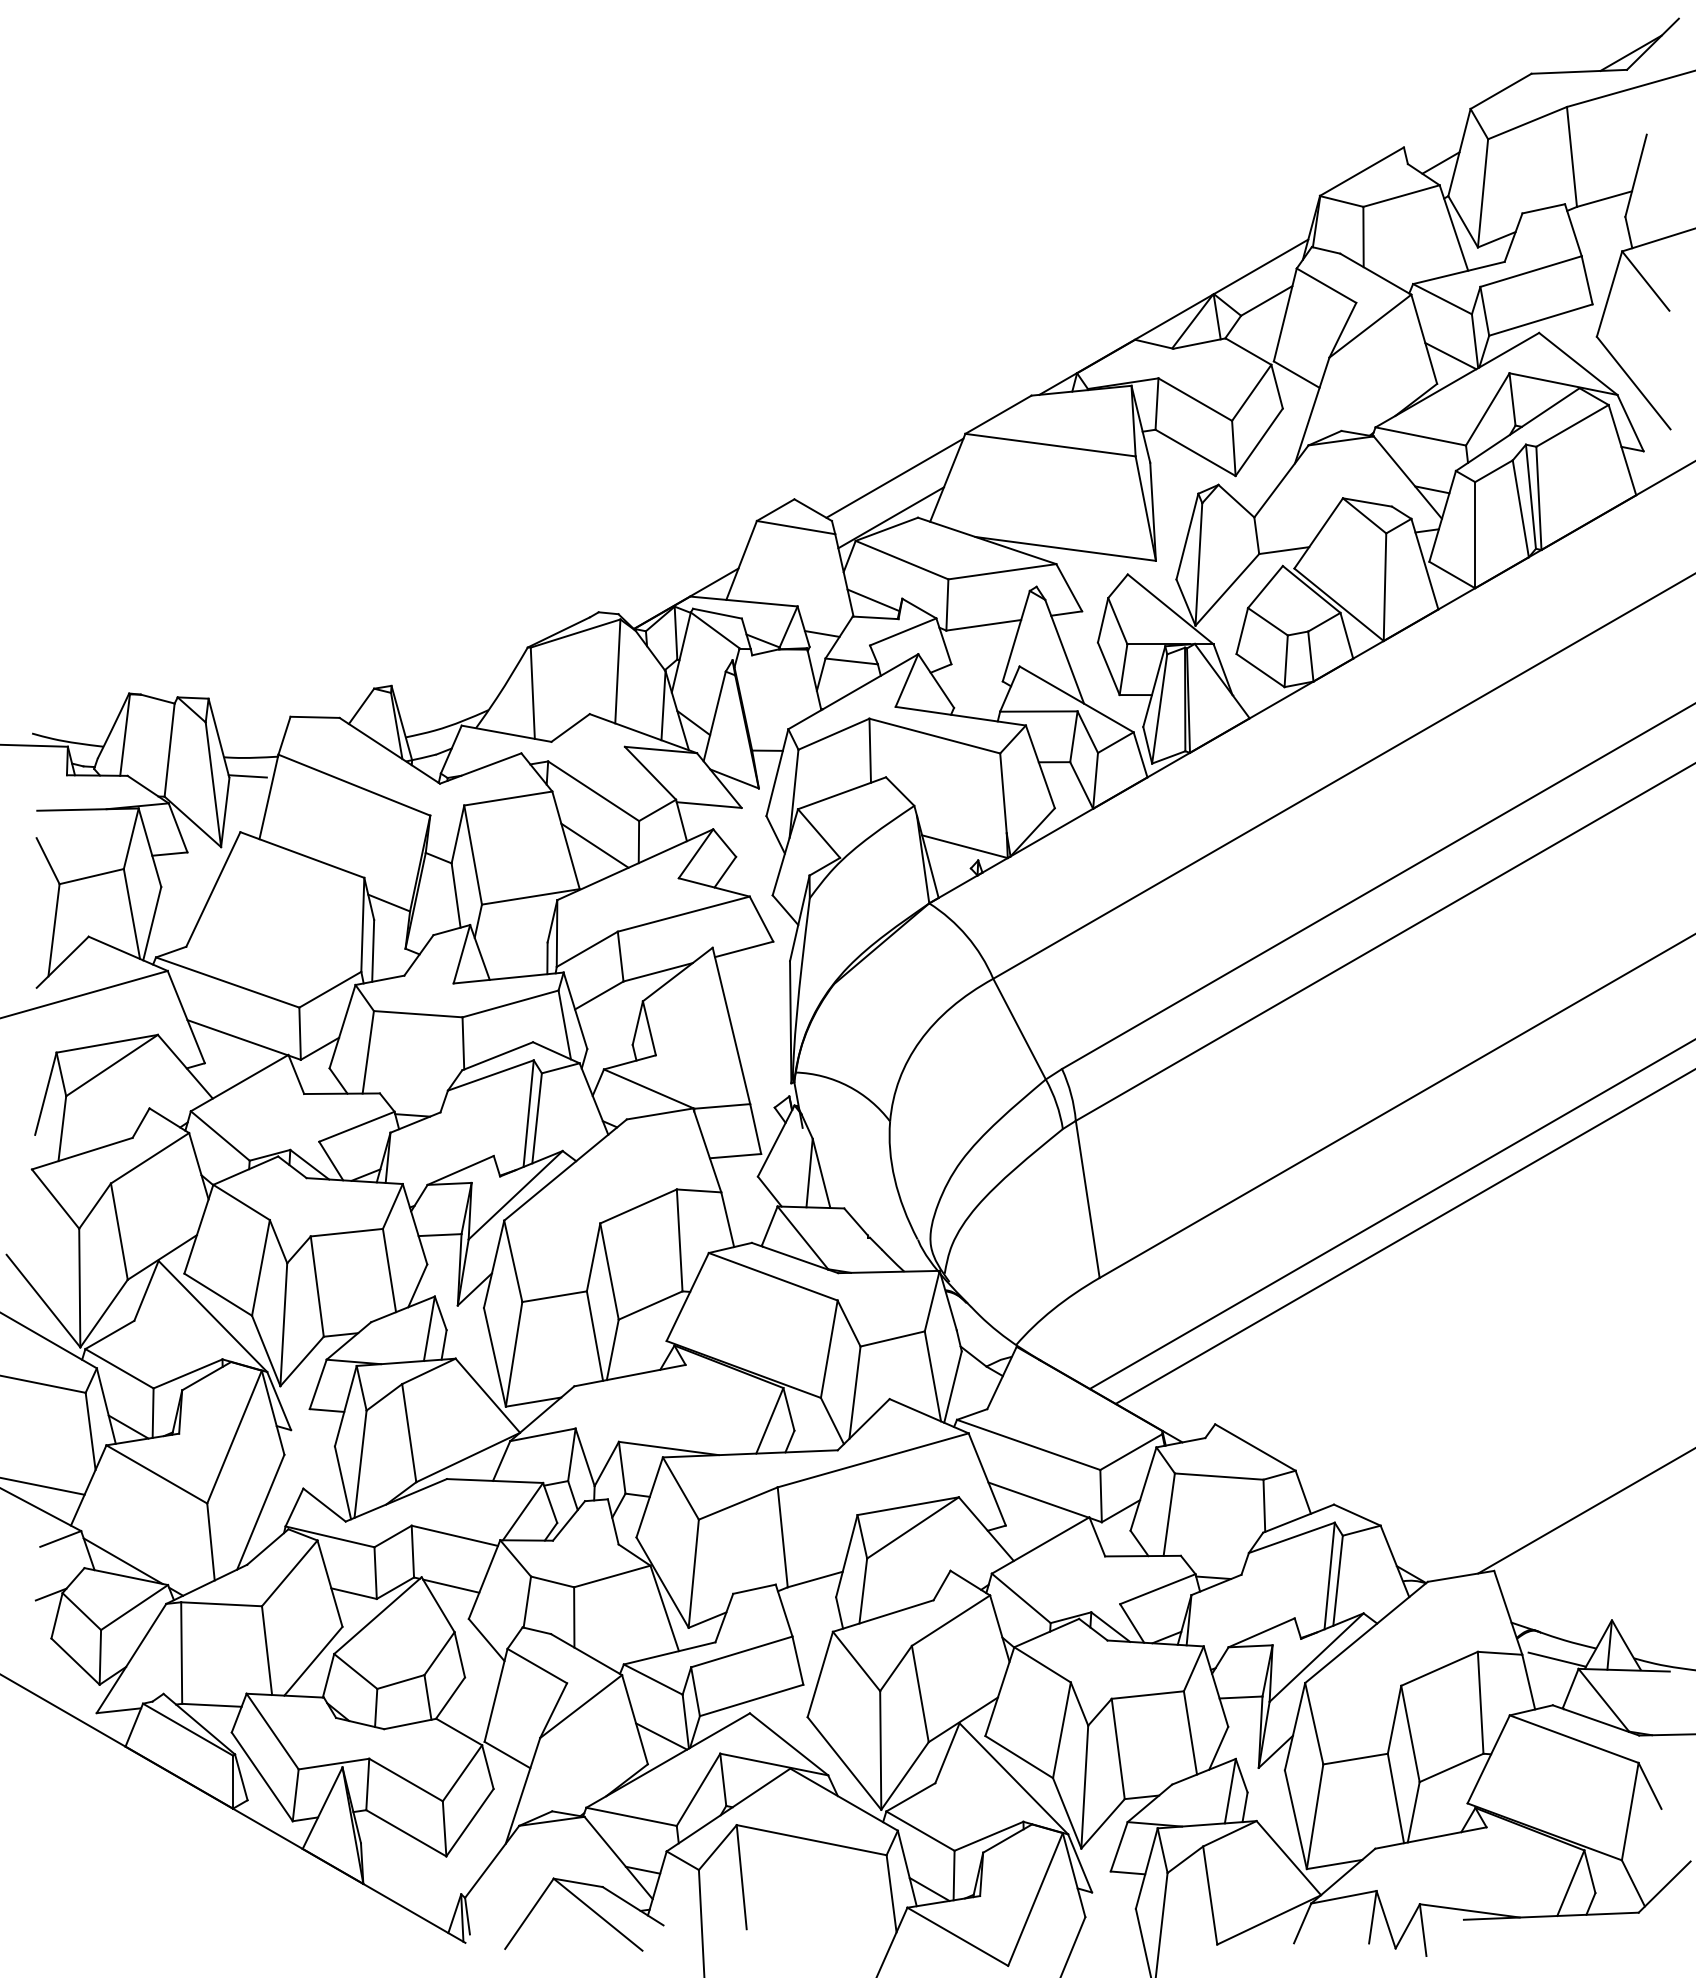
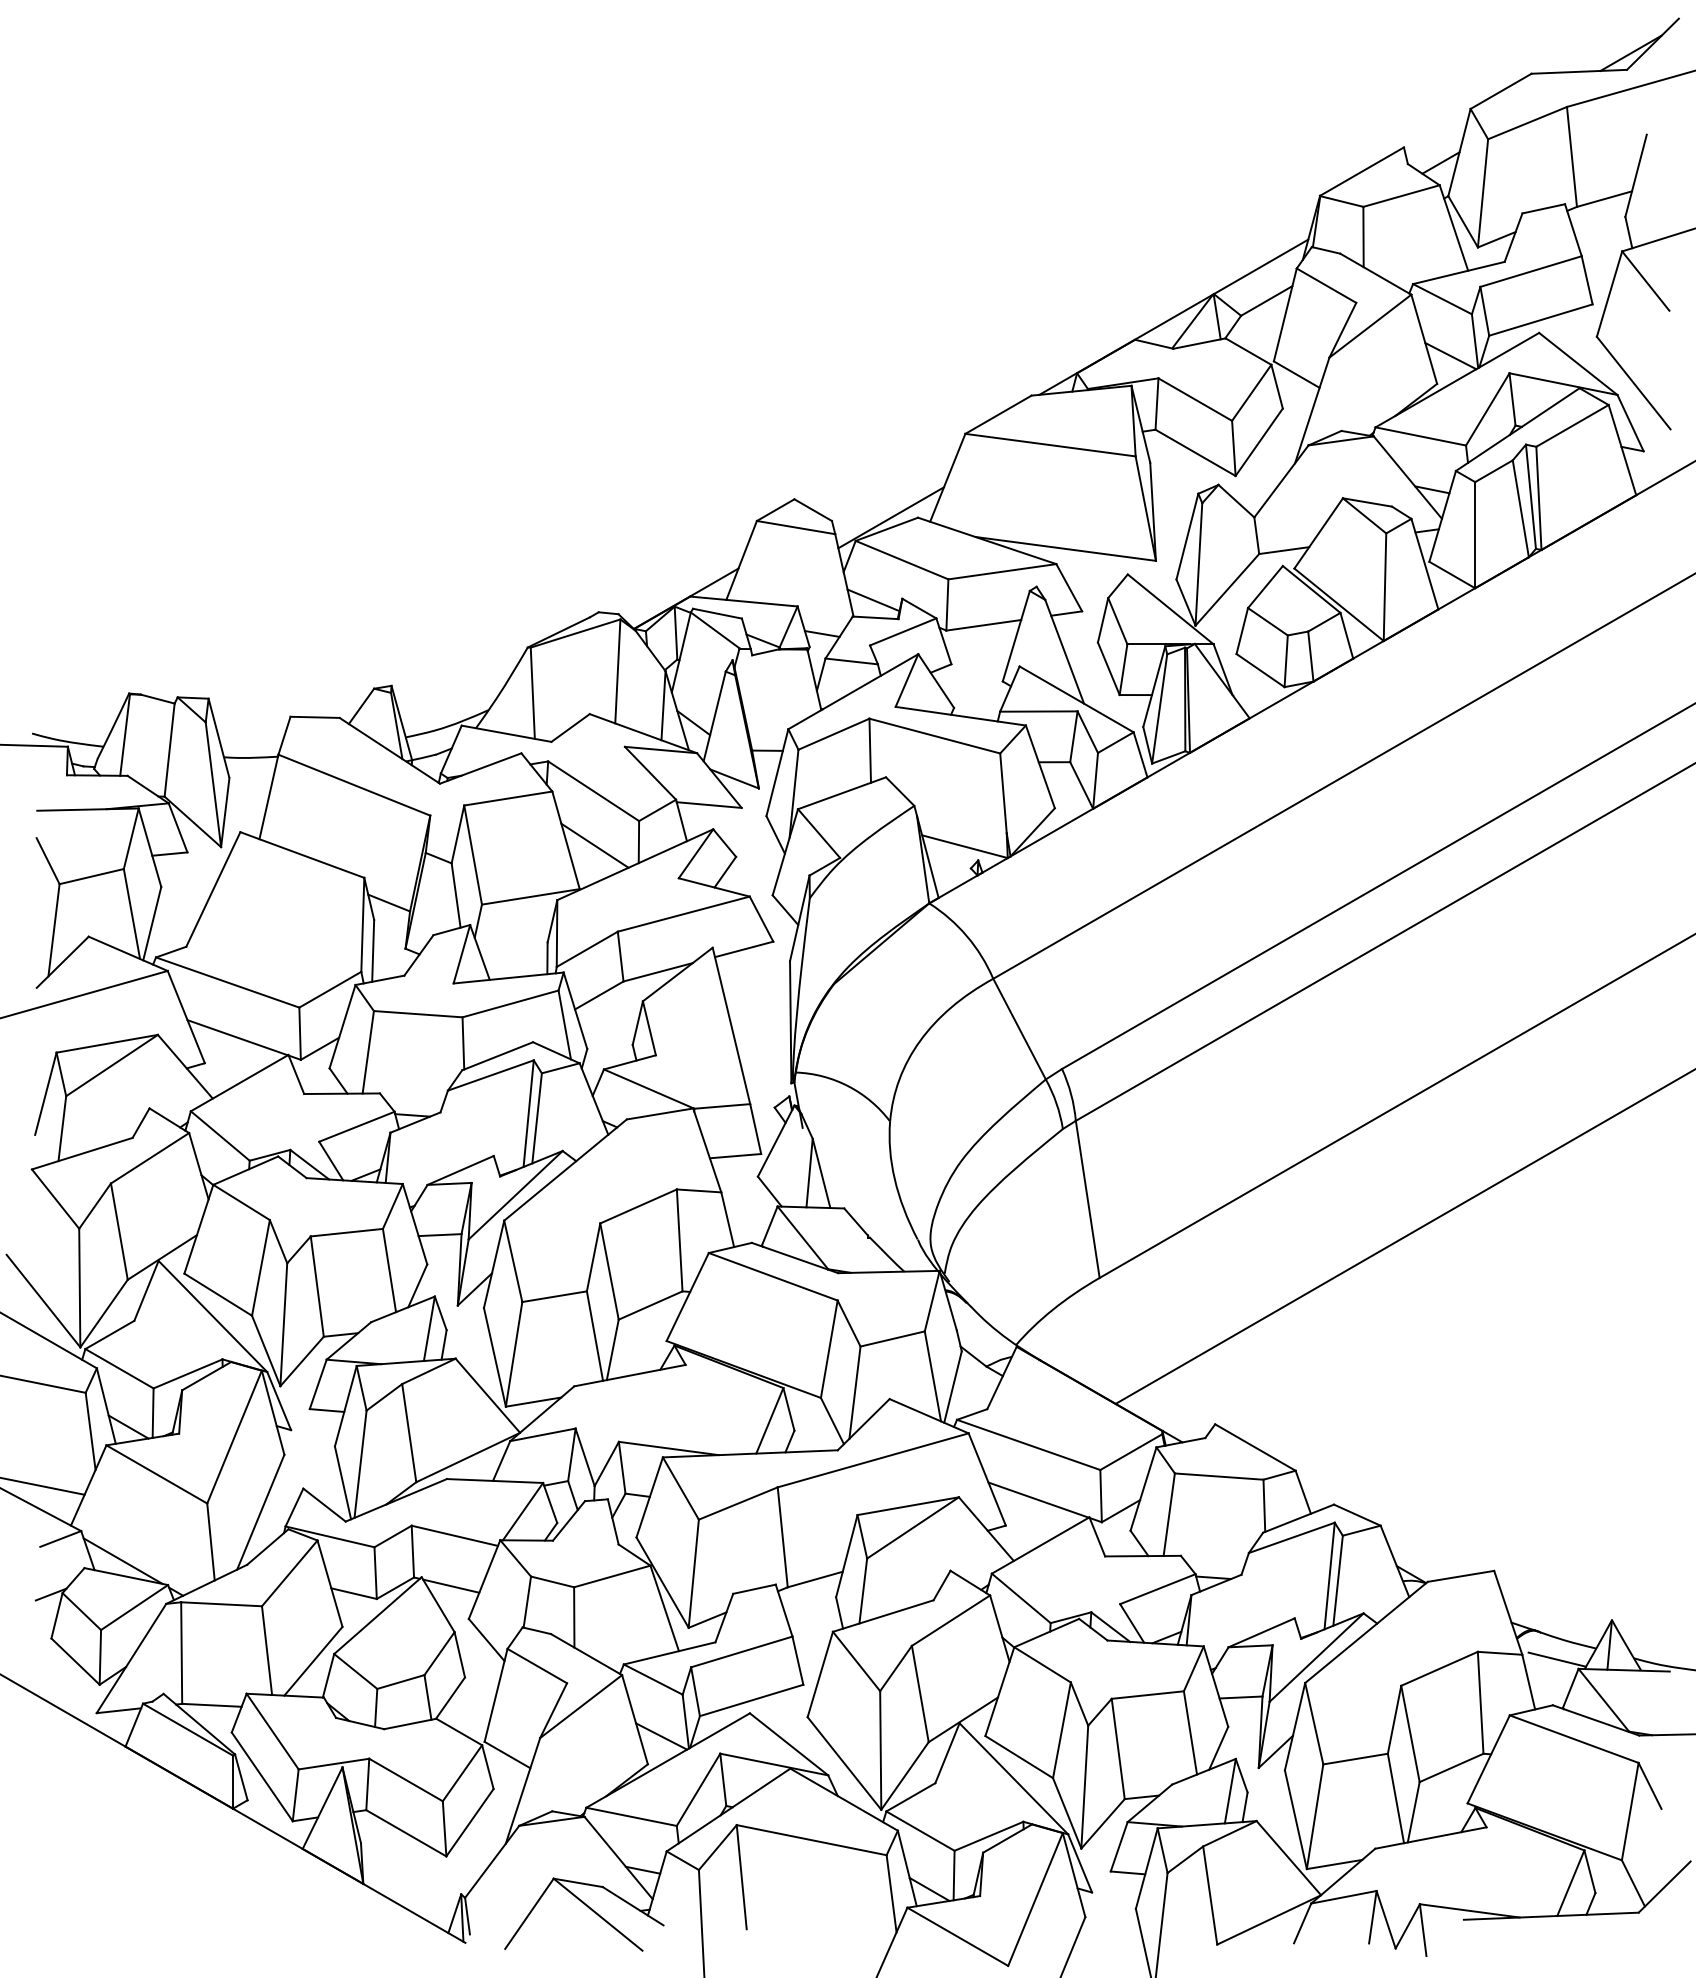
line: present -> none (894, 477)
line: present -> none (247, 776)
line: present -> none (1390, 1214)
line: present -> none (1585, 1511)
